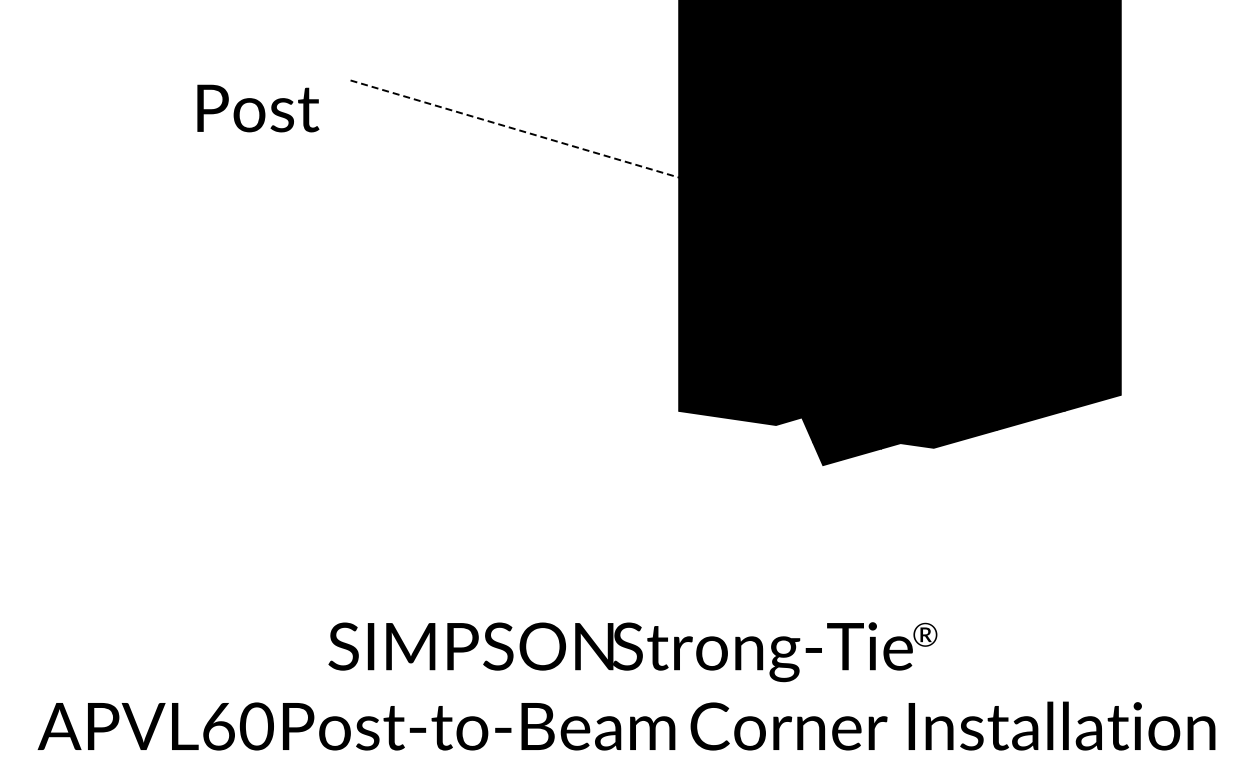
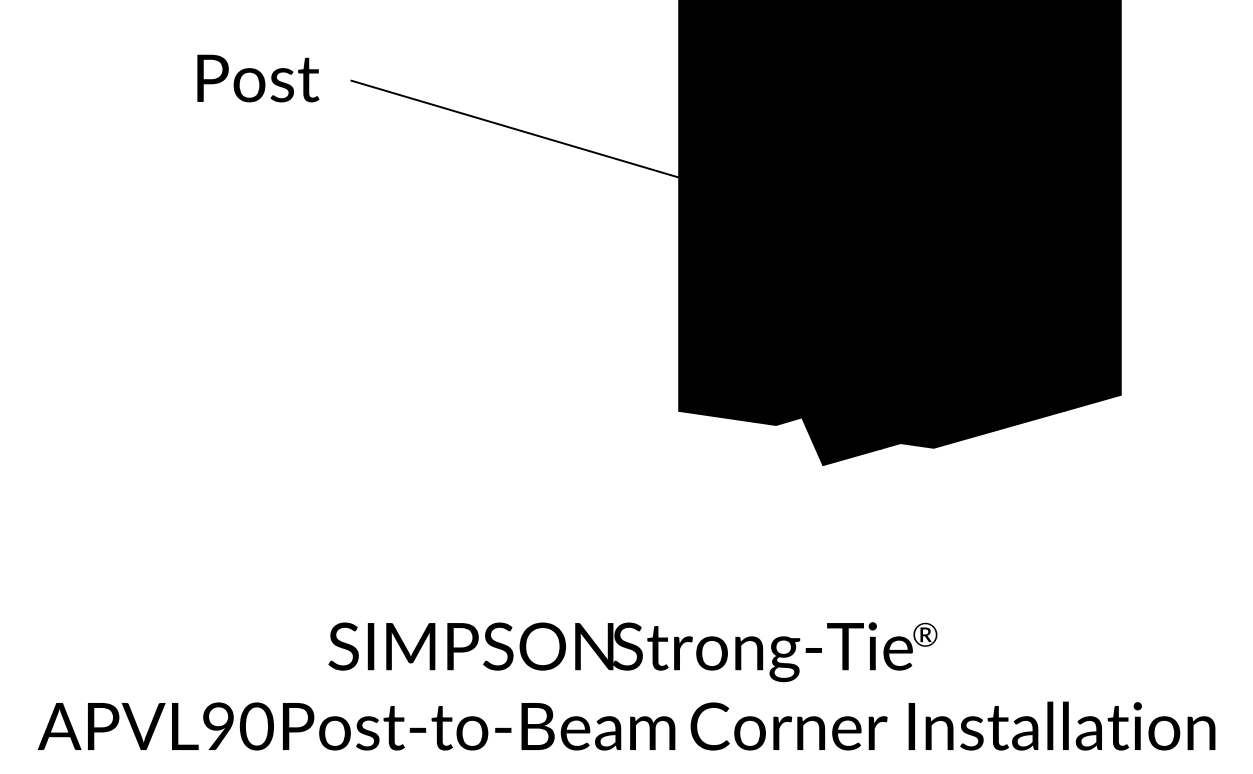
text position: (258, 108) -> (258, 78) (258, 78)
line: dashed -> solid (517, 129)
text: APVL60 -> APVL90 (218, 726)
